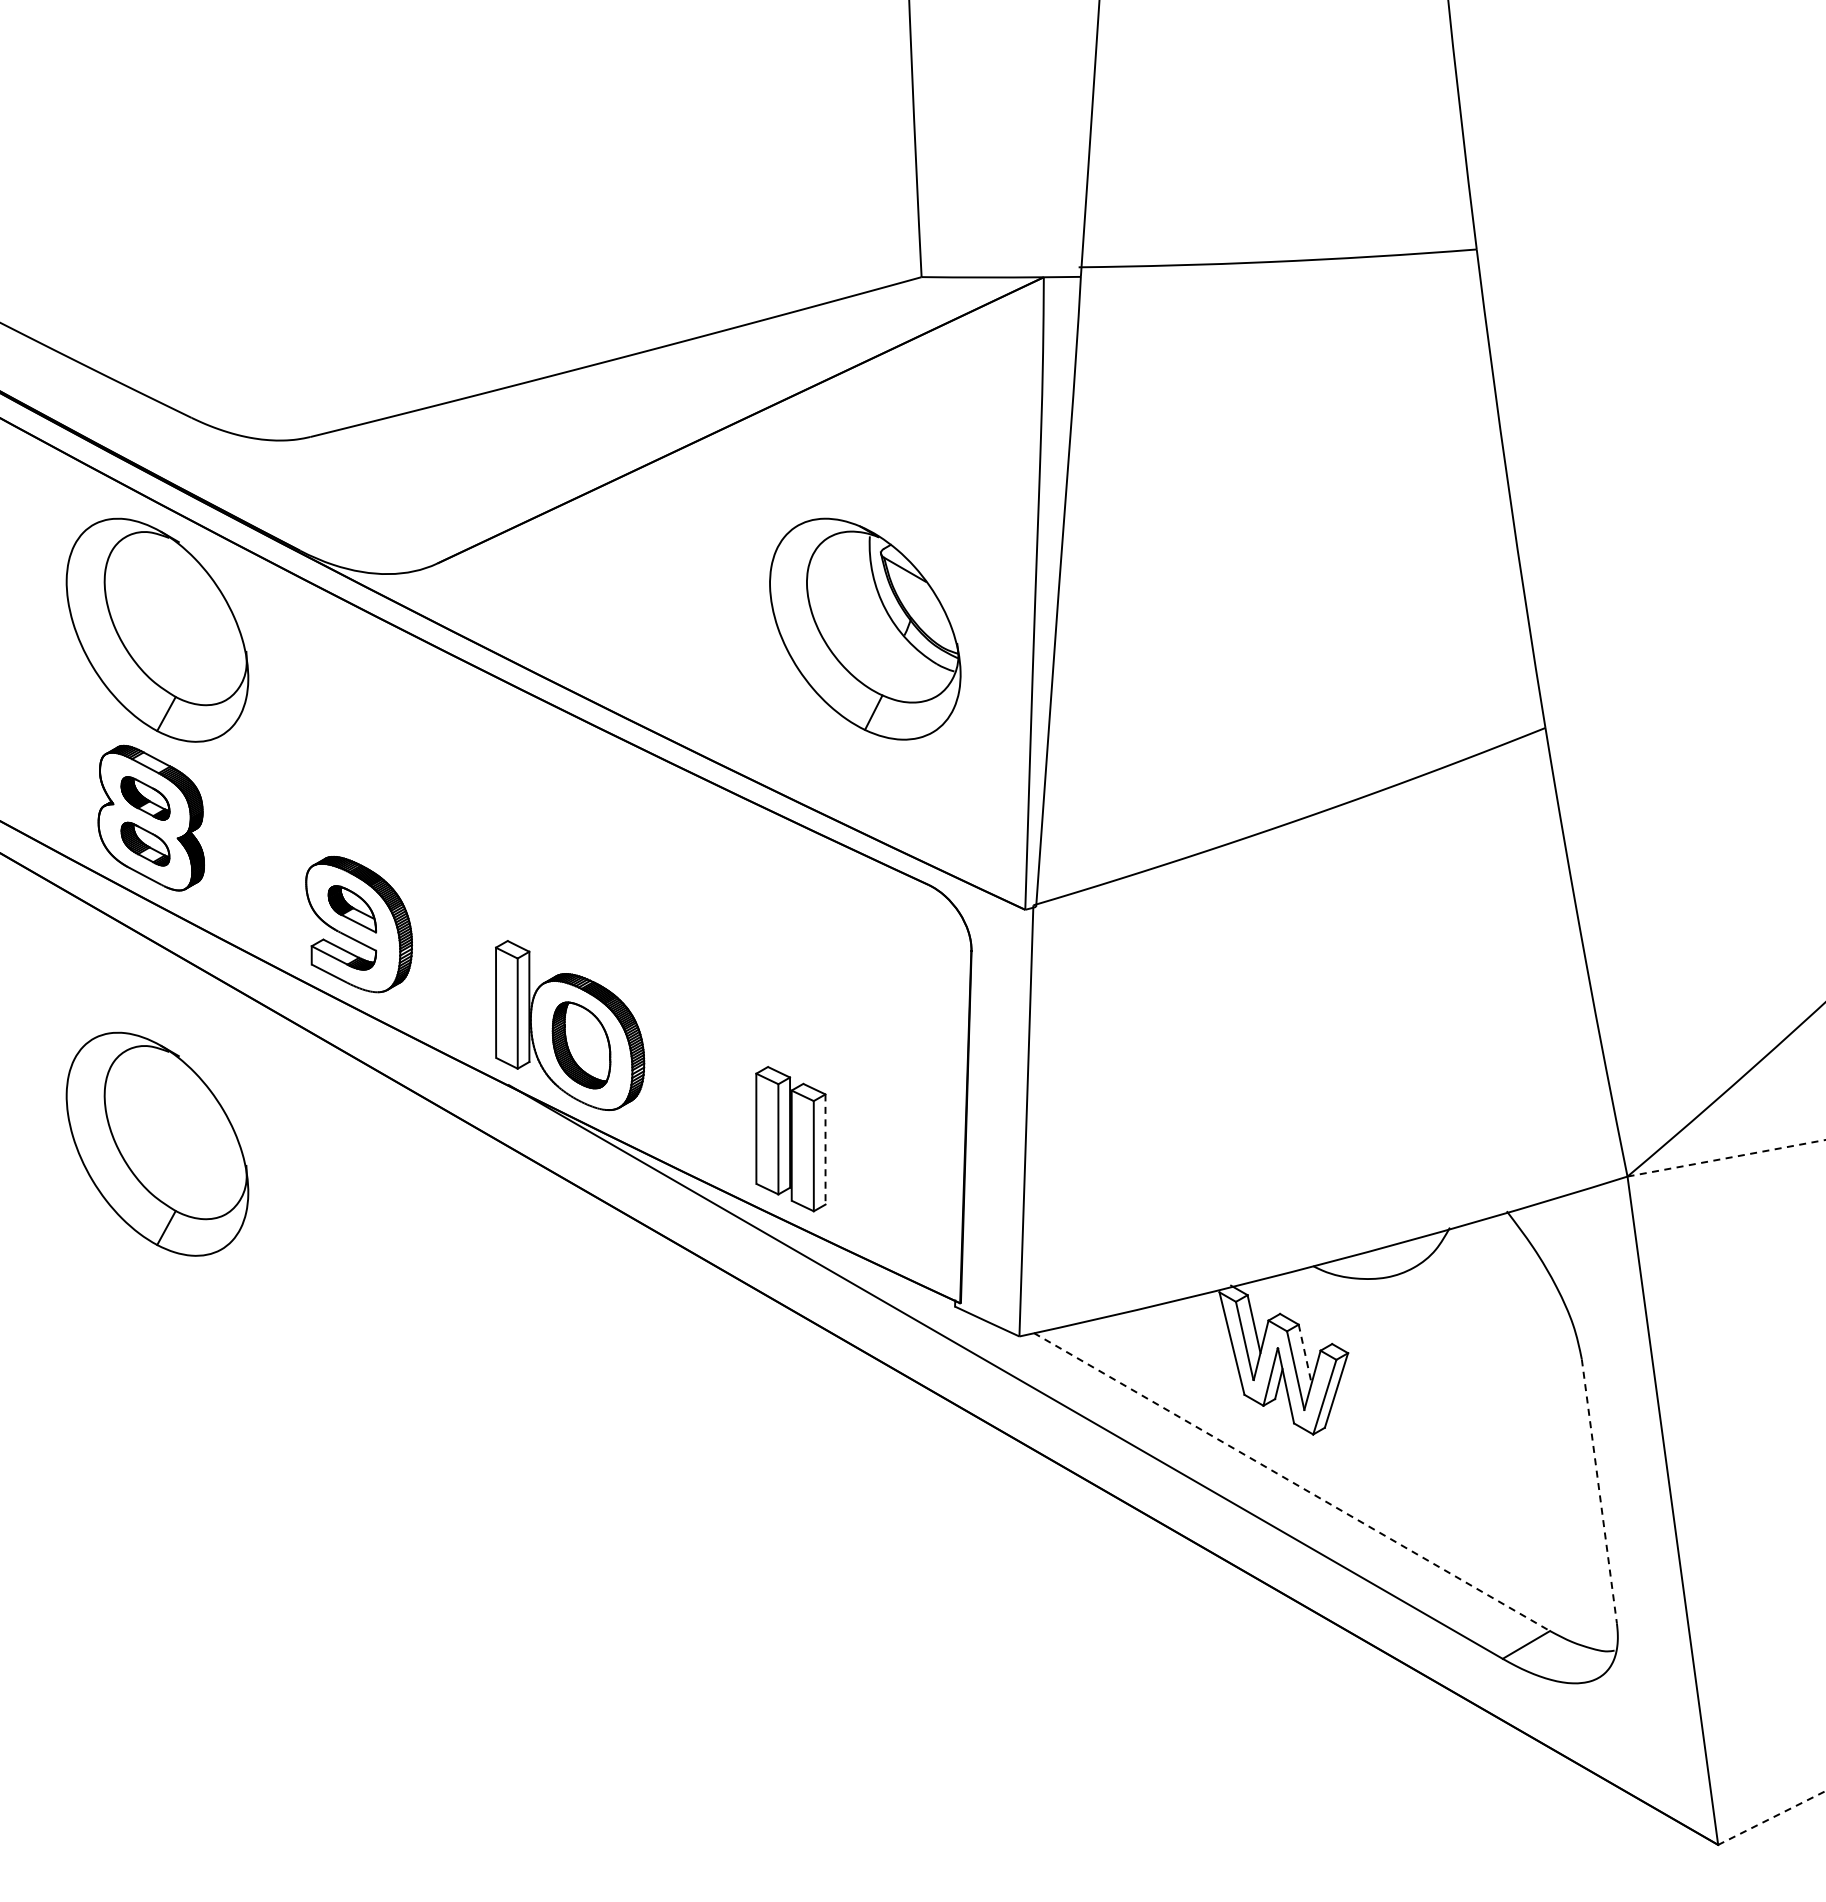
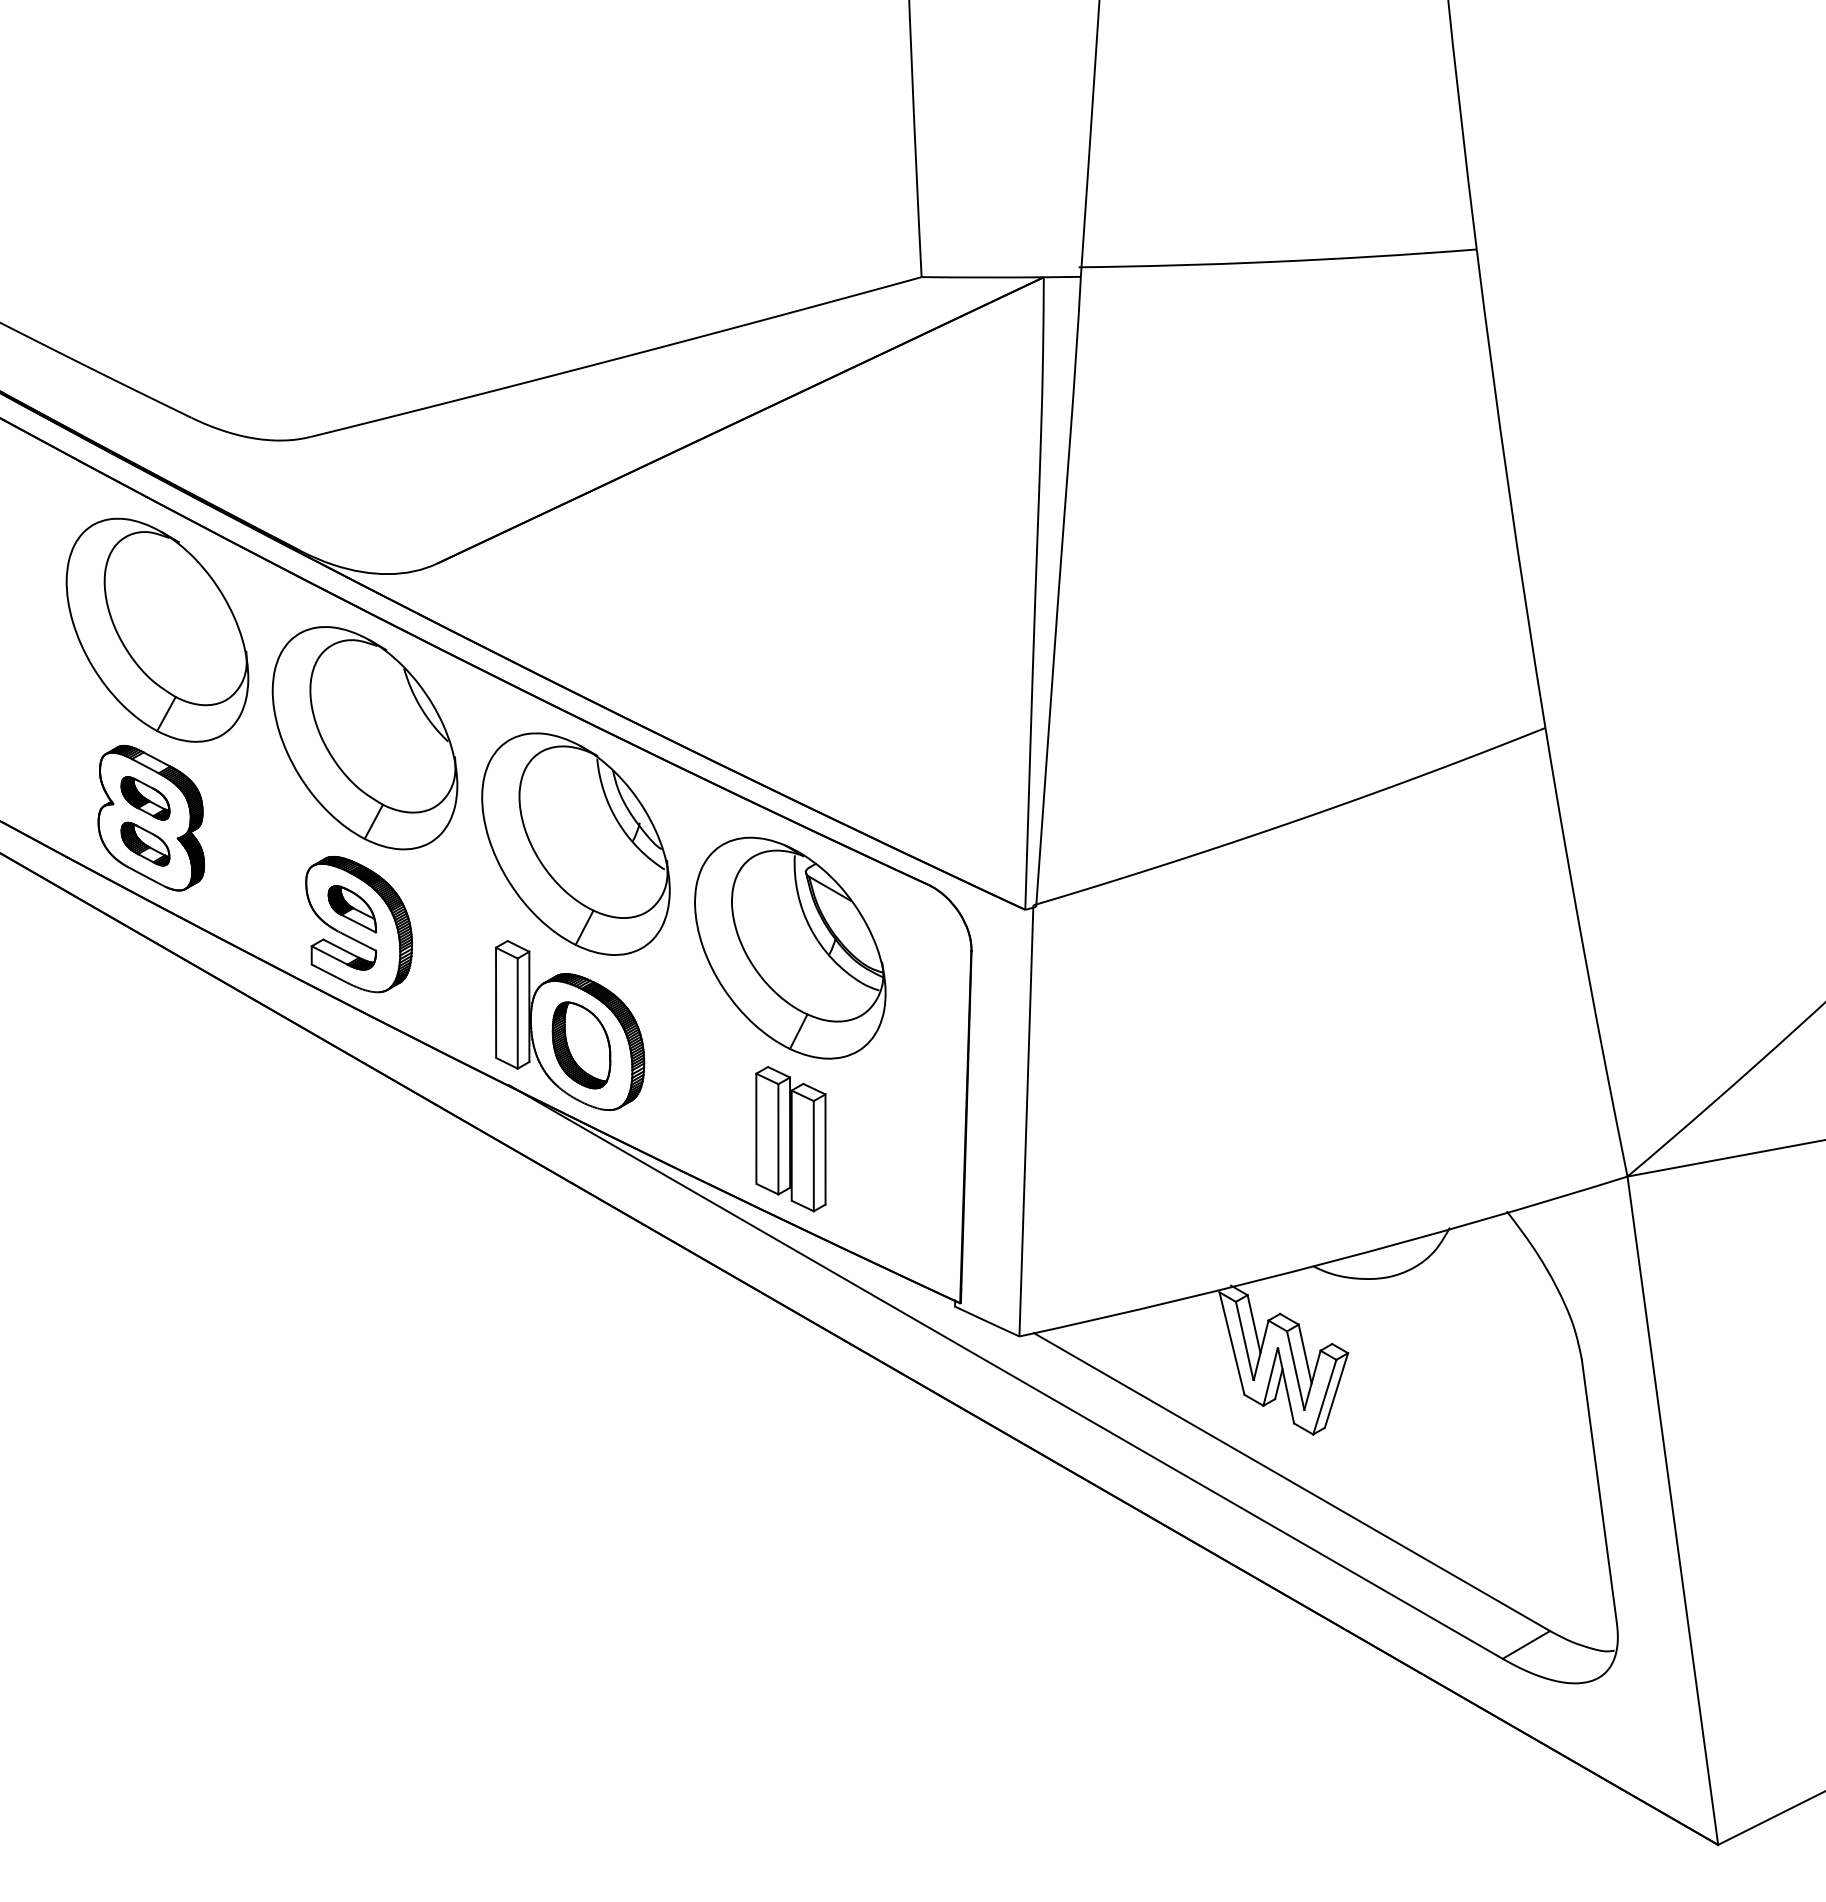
part position: (865, 628) -> (790, 947) (790, 947)
part: none -> present (364, 738)
part: none -> present (575, 843)
part: present -> none (157, 1143)
line: dashed -> solid (825, 1150)
line: dashed -> solid (1726, 1158)
line: dashed -> solid (1305, 1354)
line: dashed -> solid (1292, 1482)
line: dashed -> solid (1599, 1491)
line: dashed -> solid (1771, 1818)
